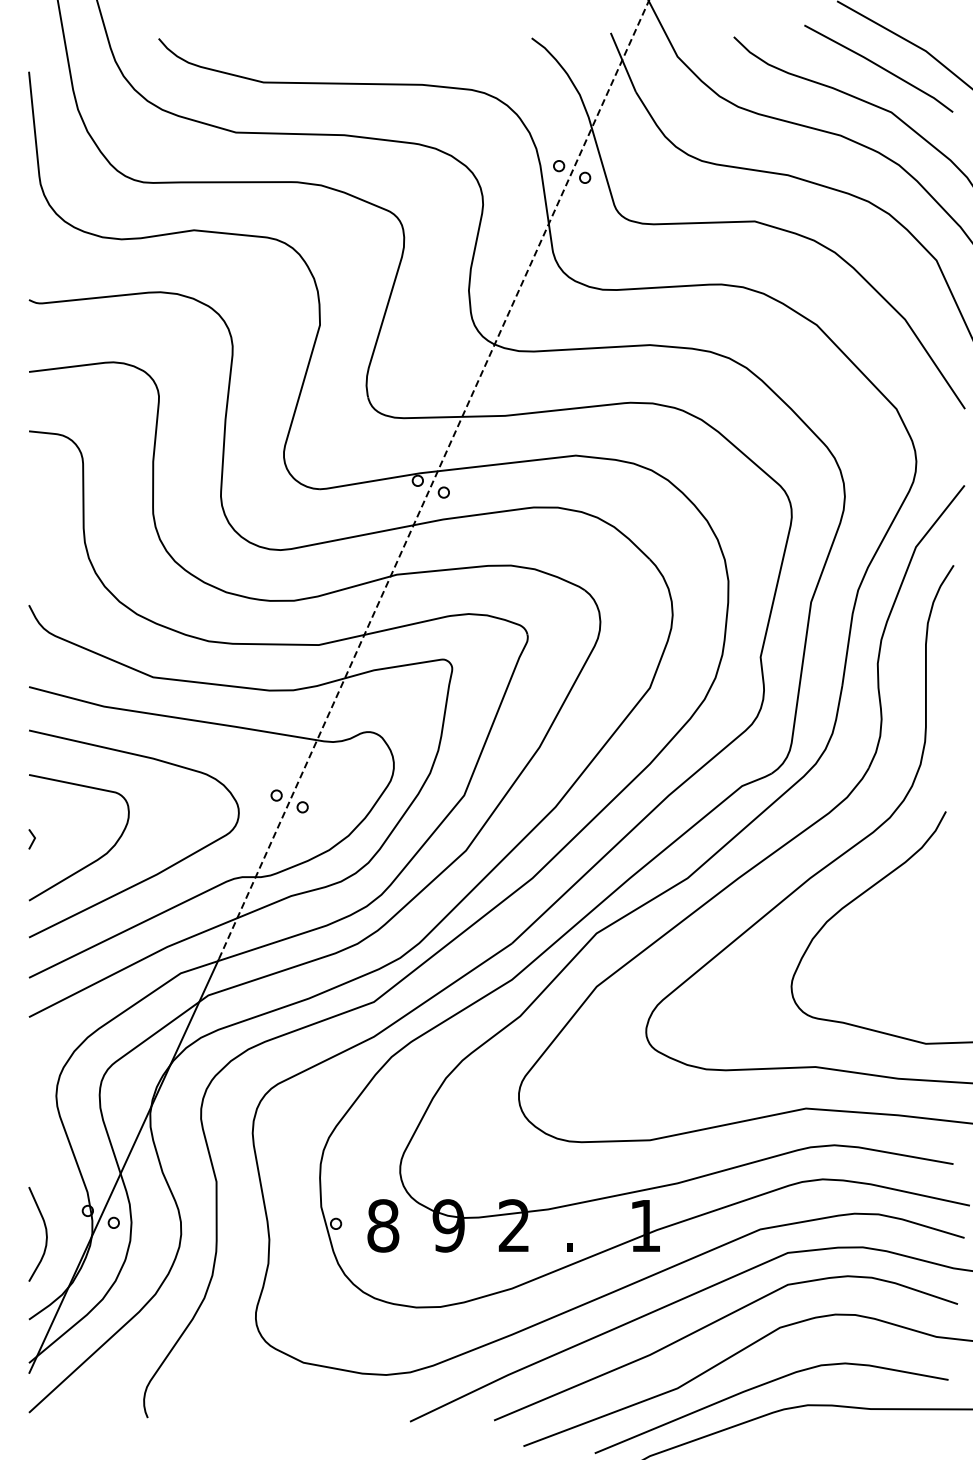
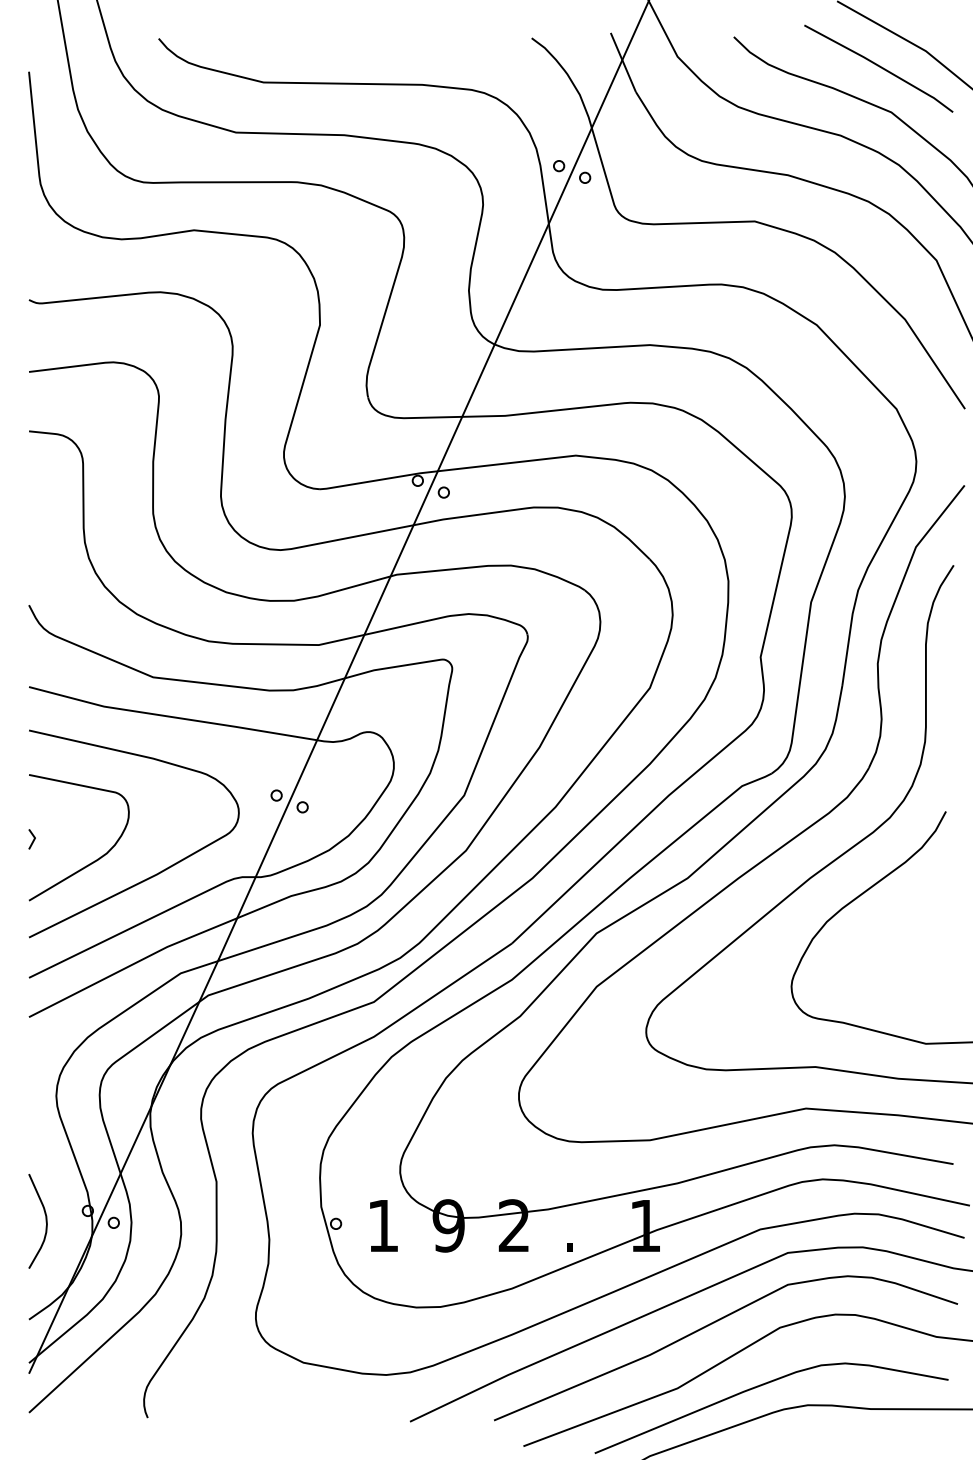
line: dashed -> solid (434, 479)
text: 8 -> 1 (383, 1225)
curve position: (45, 1234) -> (45, 1221) (45, 1221)
